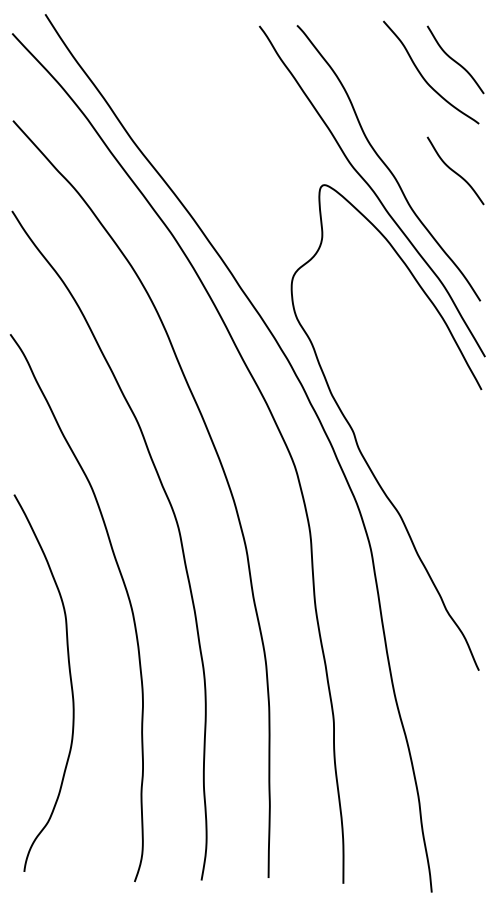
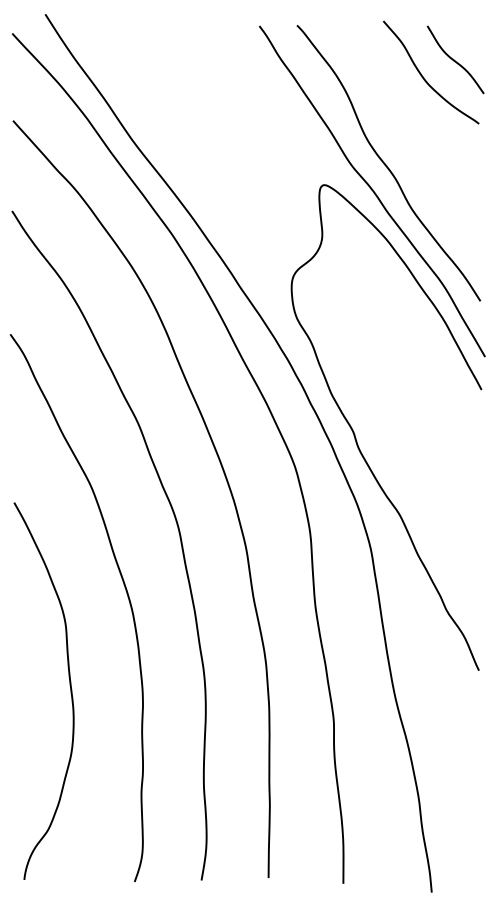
curve: present -> none (454, 170)
curve position: (69, 677) -> (69, 685) (69, 685)
